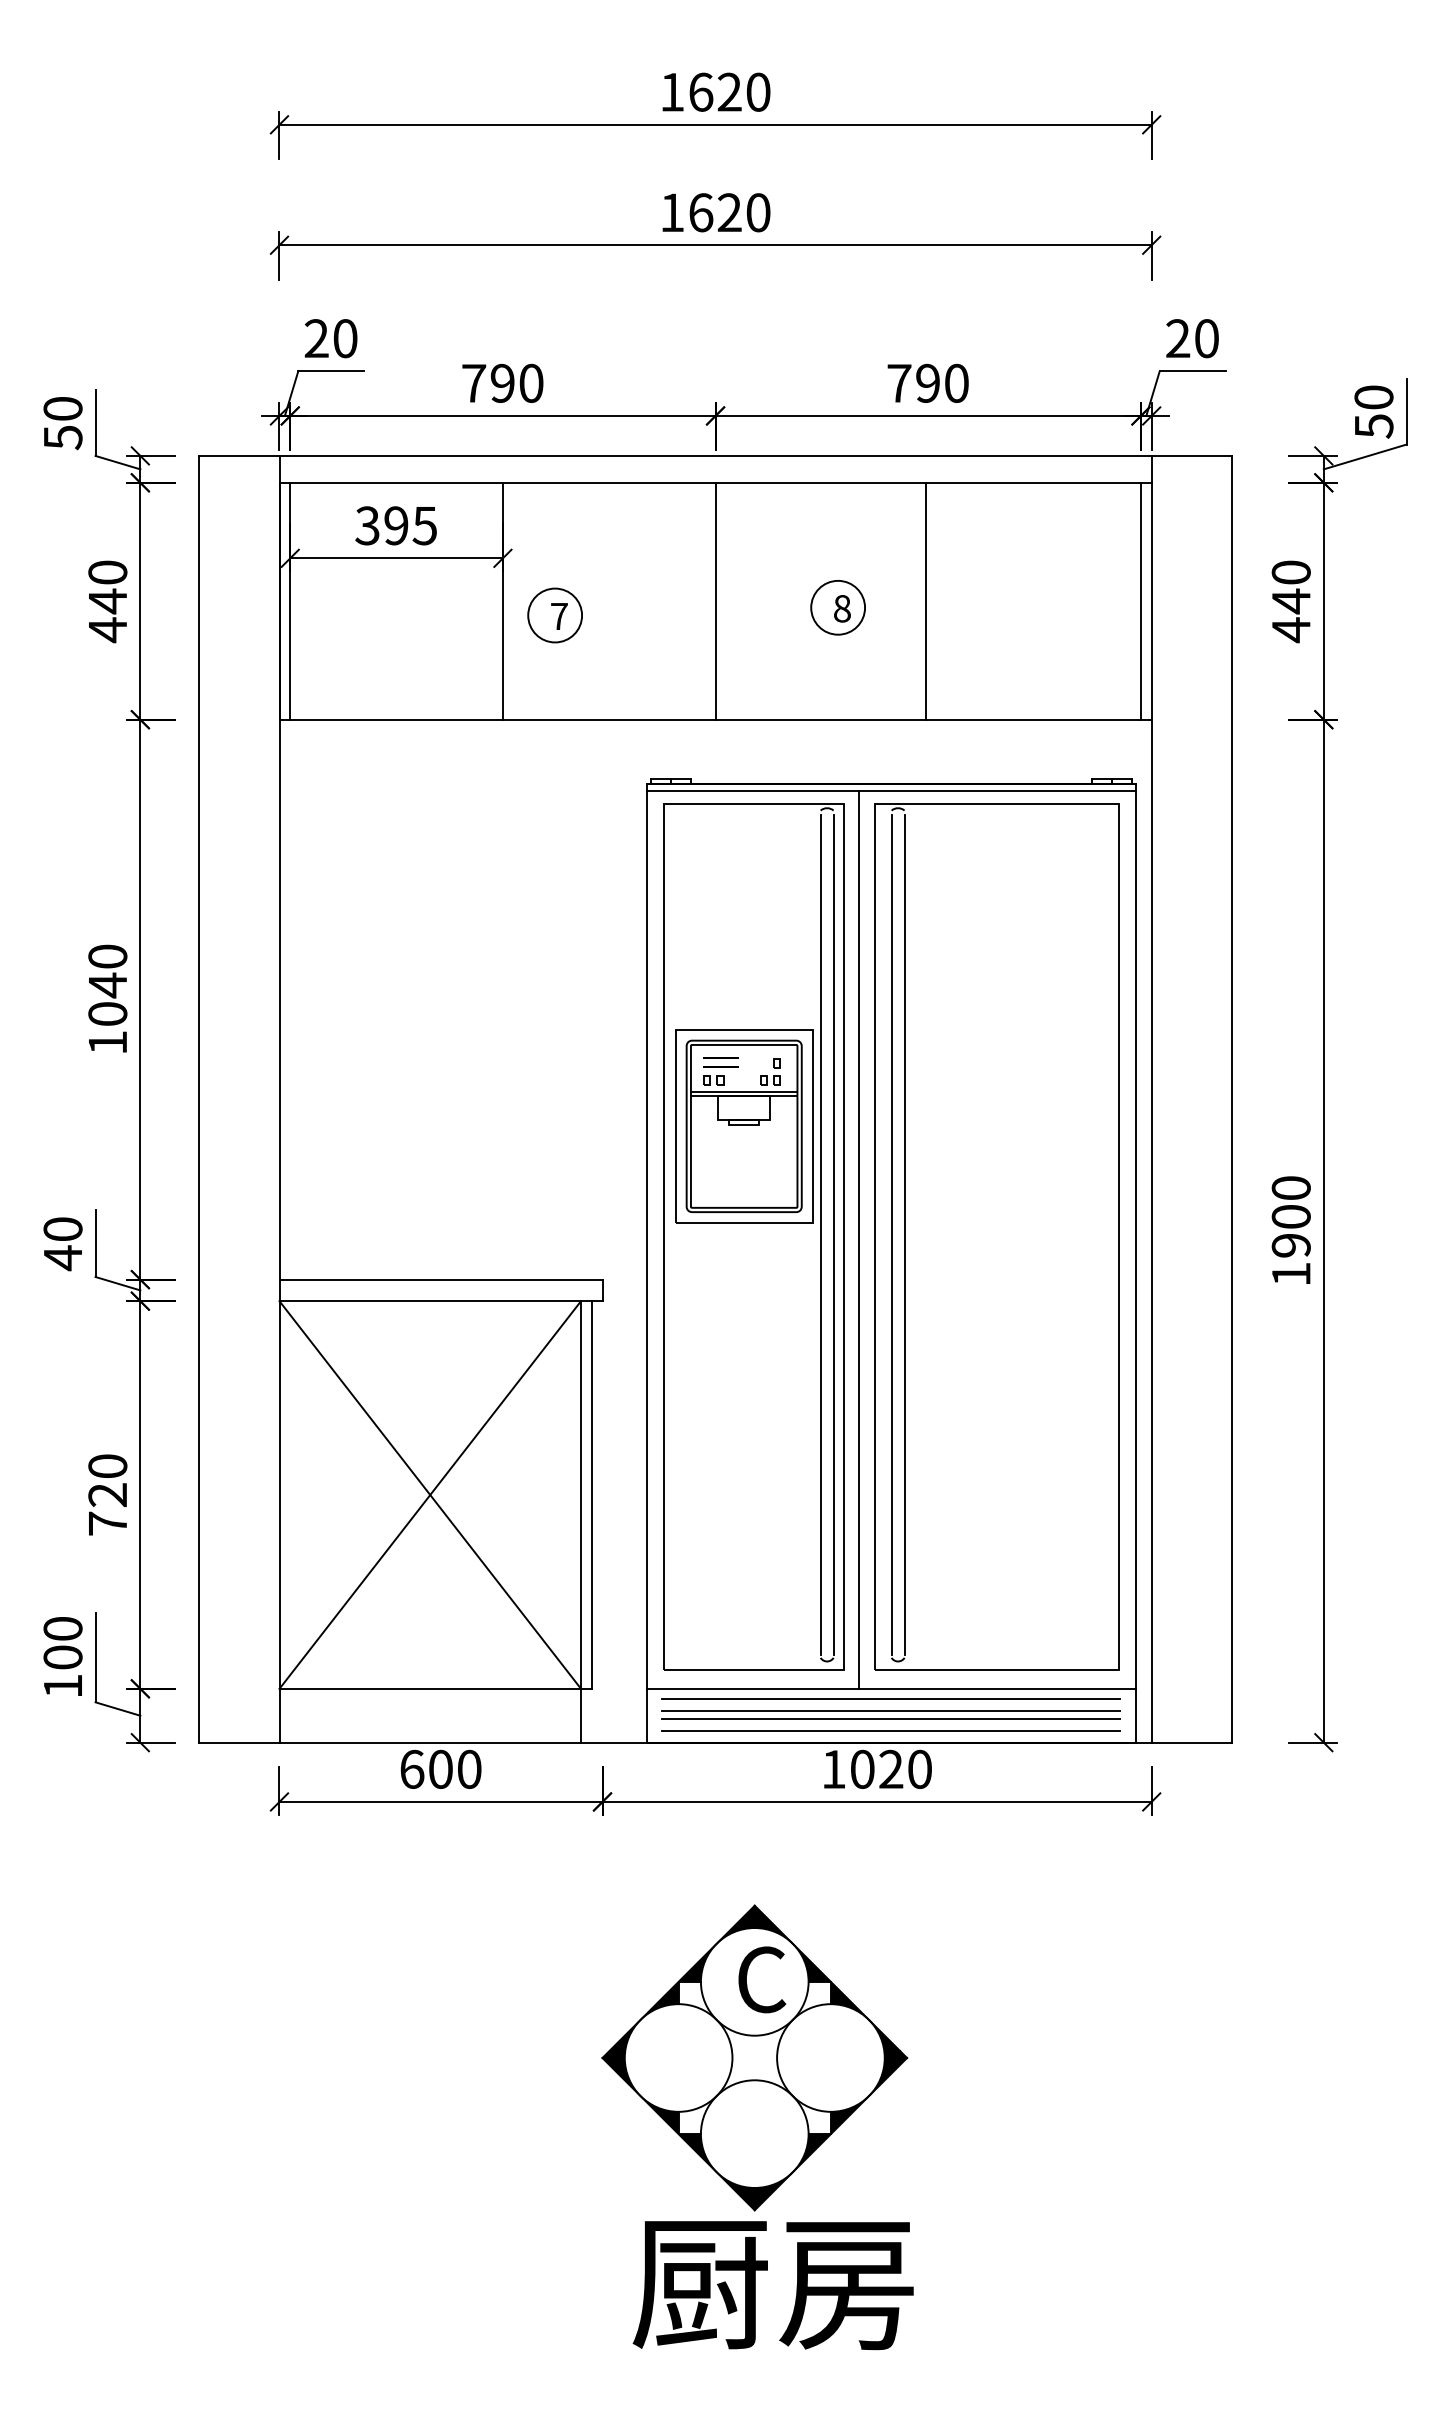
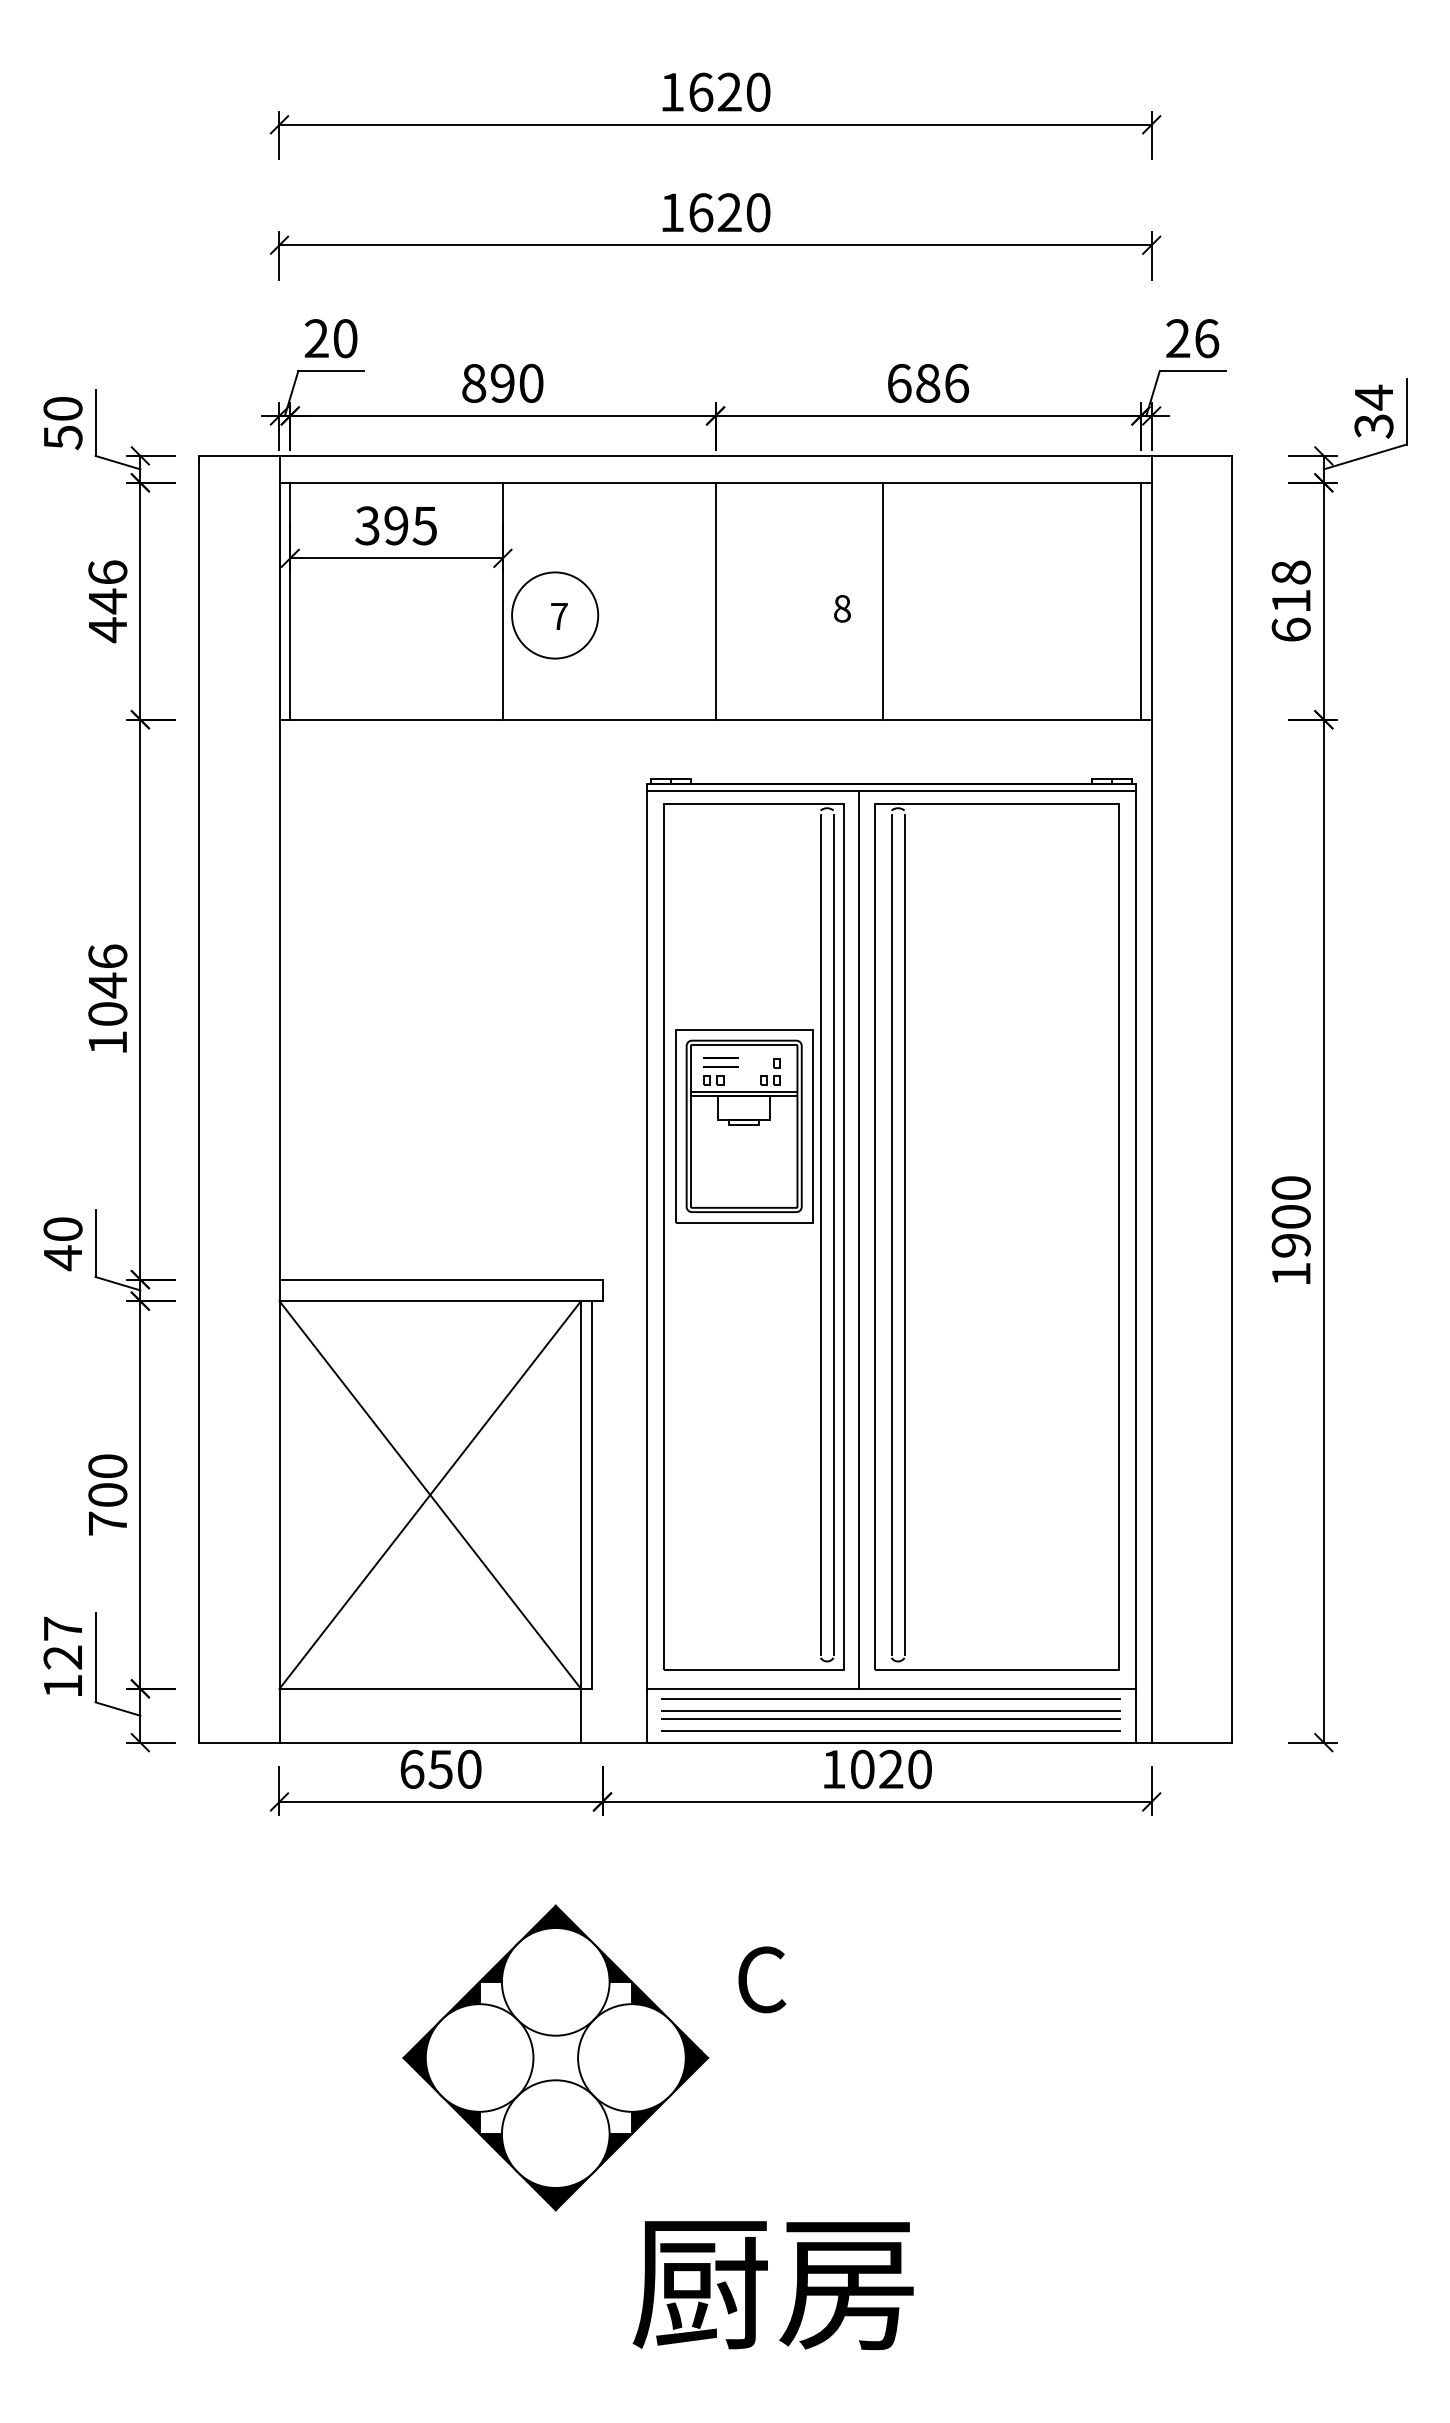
text: 20 -> 26 (1207, 338)
text: 790 -> 686 (927, 382)
text: 790 -> 890 (474, 383)
text: 50 -> 34 (1373, 411)
text: 440 -> 446 (107, 572)
line position: (925, 600) -> (882, 600) (882, 600)
text: 440 -> 618 (1290, 601)
circle: present -> none (837, 607)
circle diameter: 54 px -> 86 px (555, 615)
text: 1040 -> 1046 (107, 956)
text: 720 -> 700 (107, 1494)
text: 100 -> 127 (62, 1642)
text: 600 -> 650 (440, 1768)
part position: (754, 2057) -> (555, 2057) (555, 2057)
